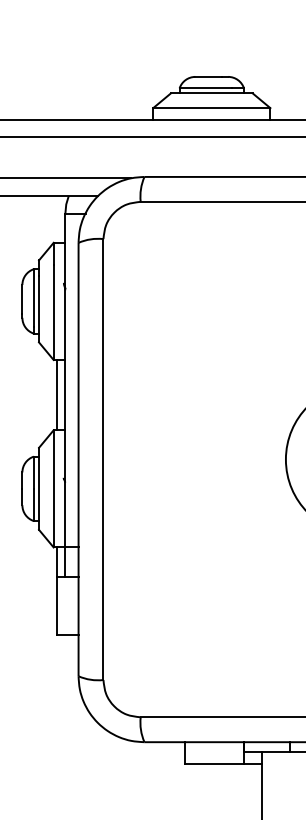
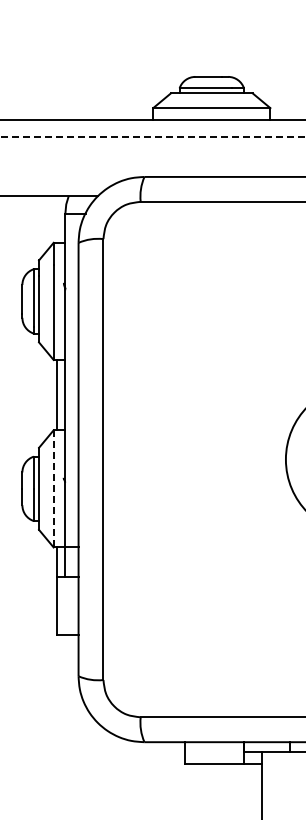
line: solid -> dashed (152, 137)
line: present -> none (66, 178)
line: solid -> dashed (53, 488)
